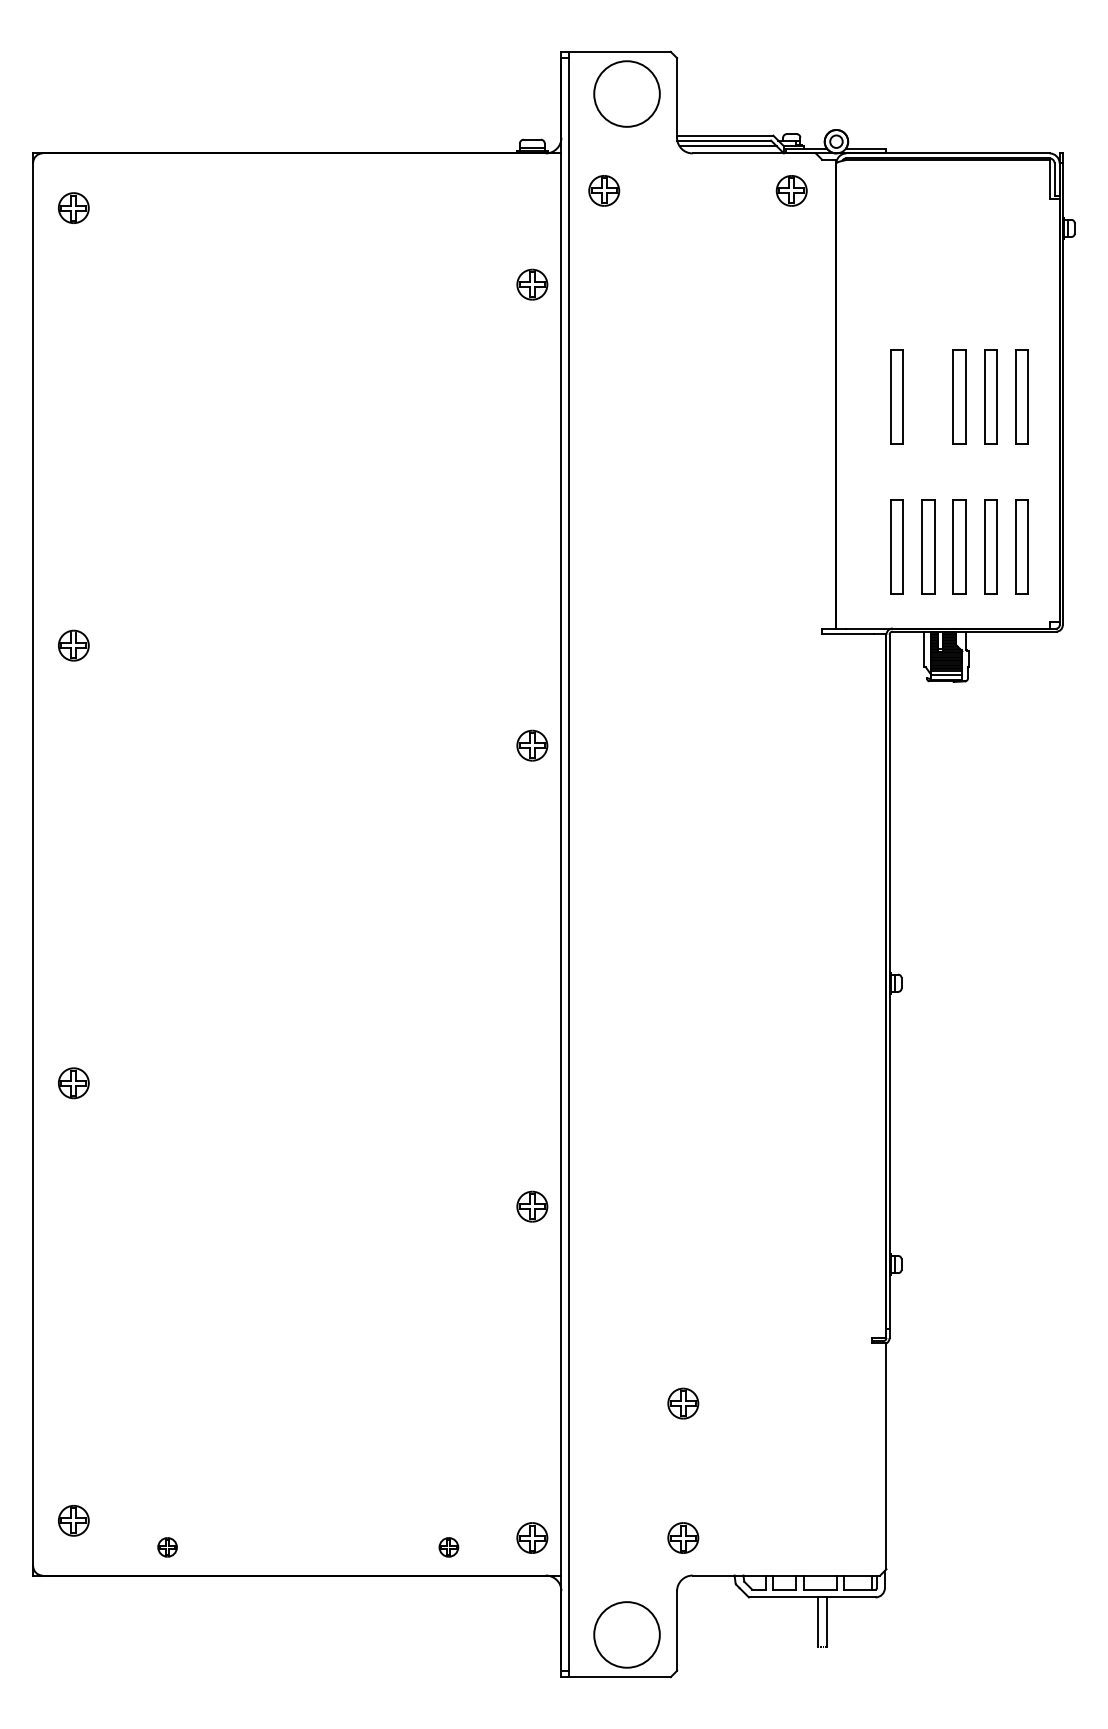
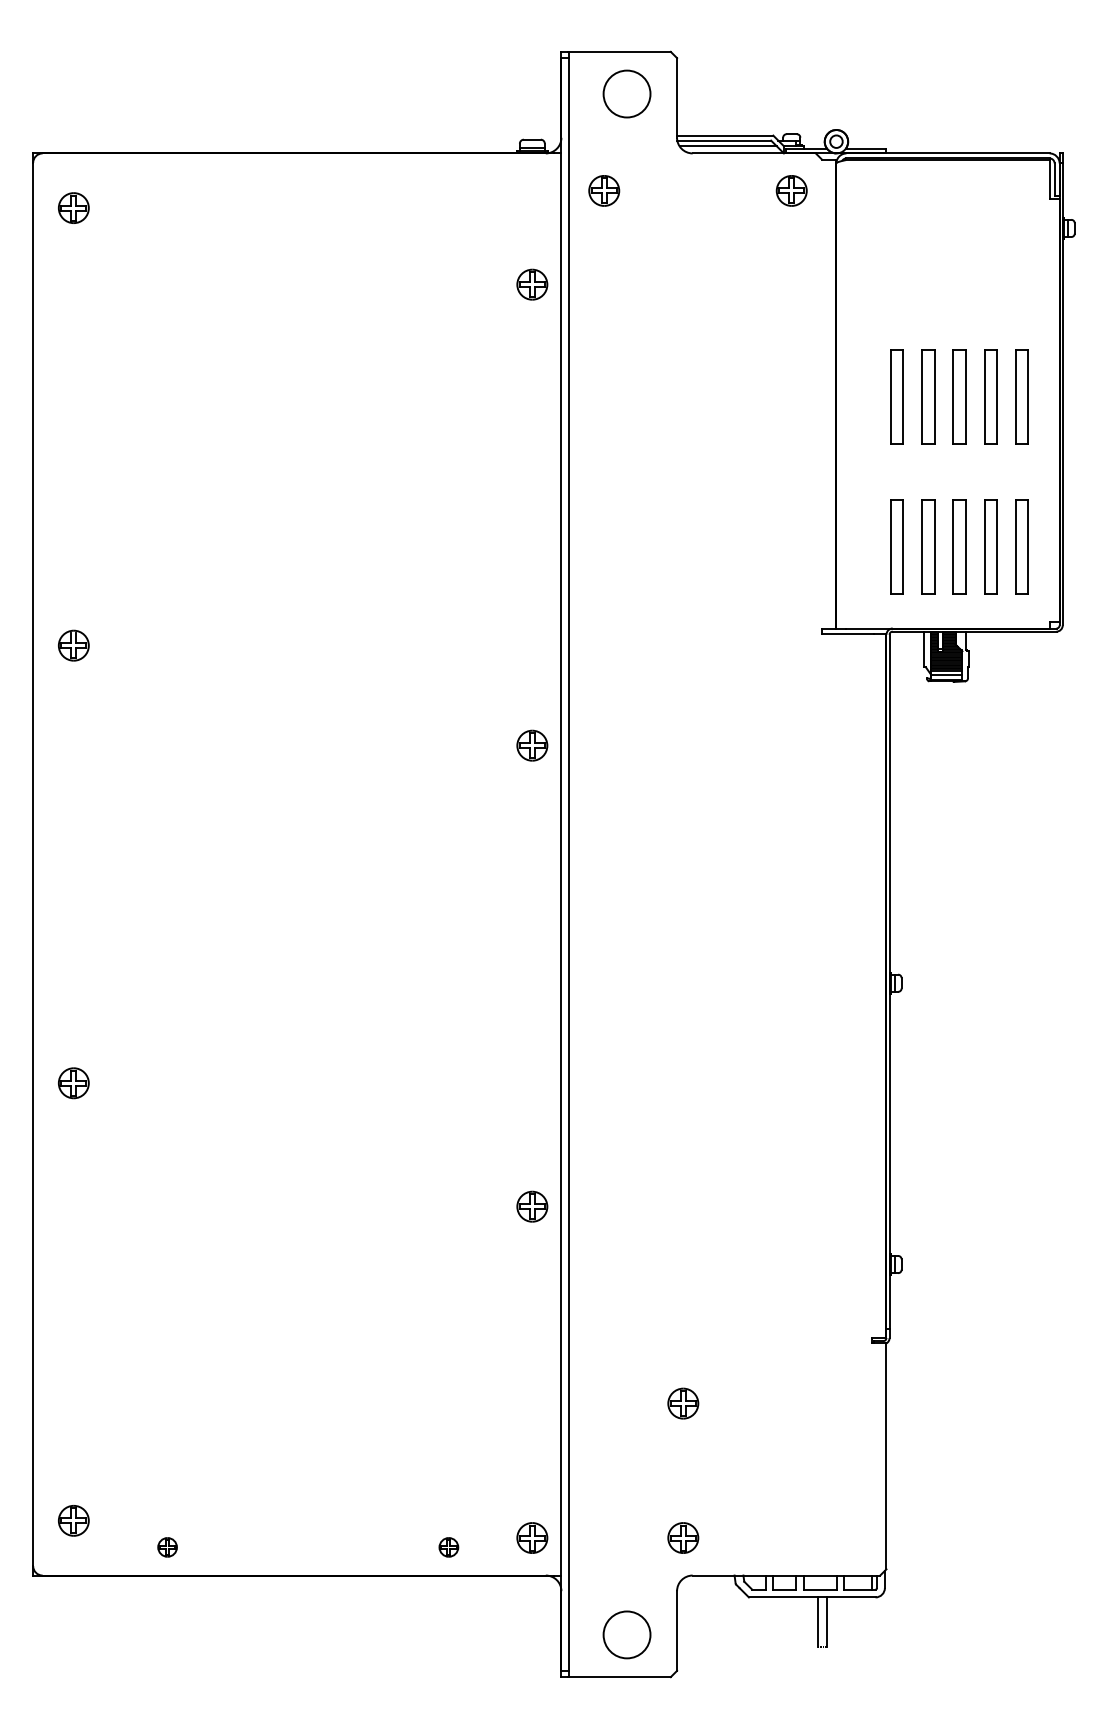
circle diameter: 66 px -> 47 px (626, 93)
part: none -> present (928, 396)
circle diameter: 66 px -> 47 px (626, 1634)
